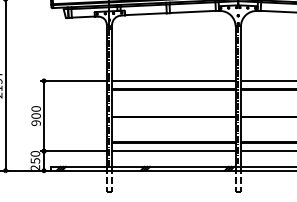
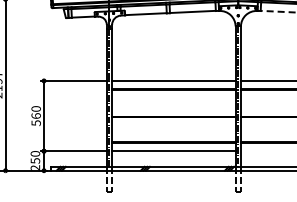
line: solid -> dashed (278, 11)
text: 900 -> 560 (35, 119)
line: present -> none (266, 151)
